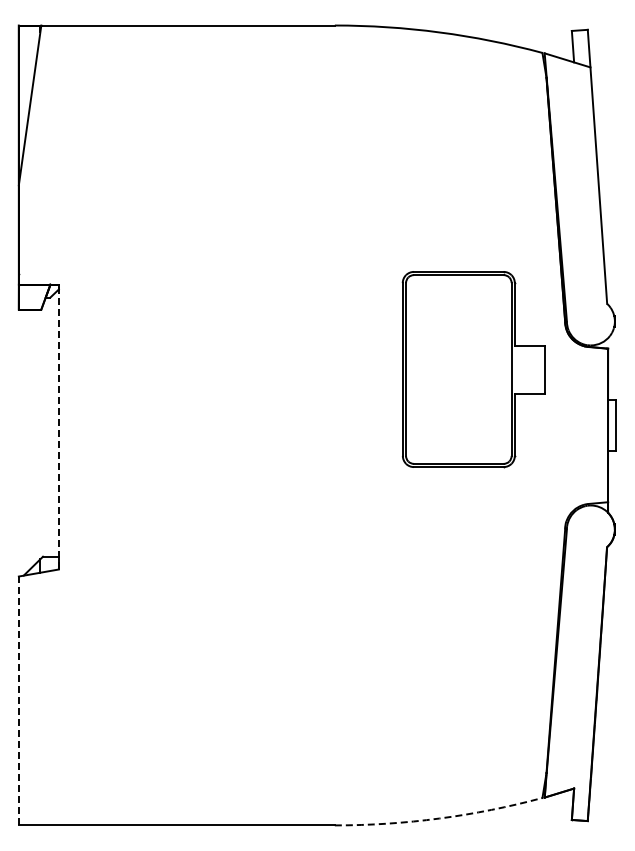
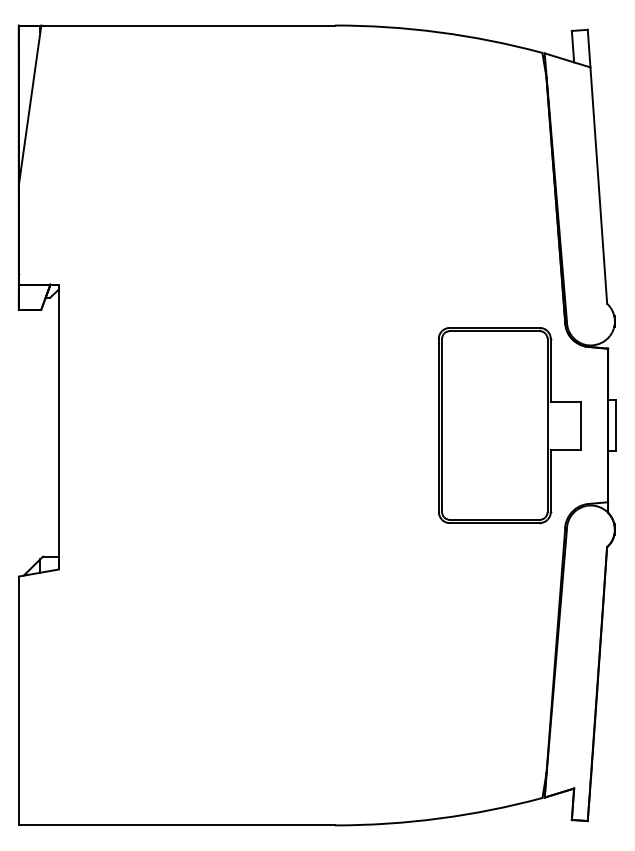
part position: (473, 369) -> (509, 425) (509, 425)
line: dashed -> solid (58, 426)
line: dashed -> solid (18, 700)
arc: dashed -> solid (439, 818)
